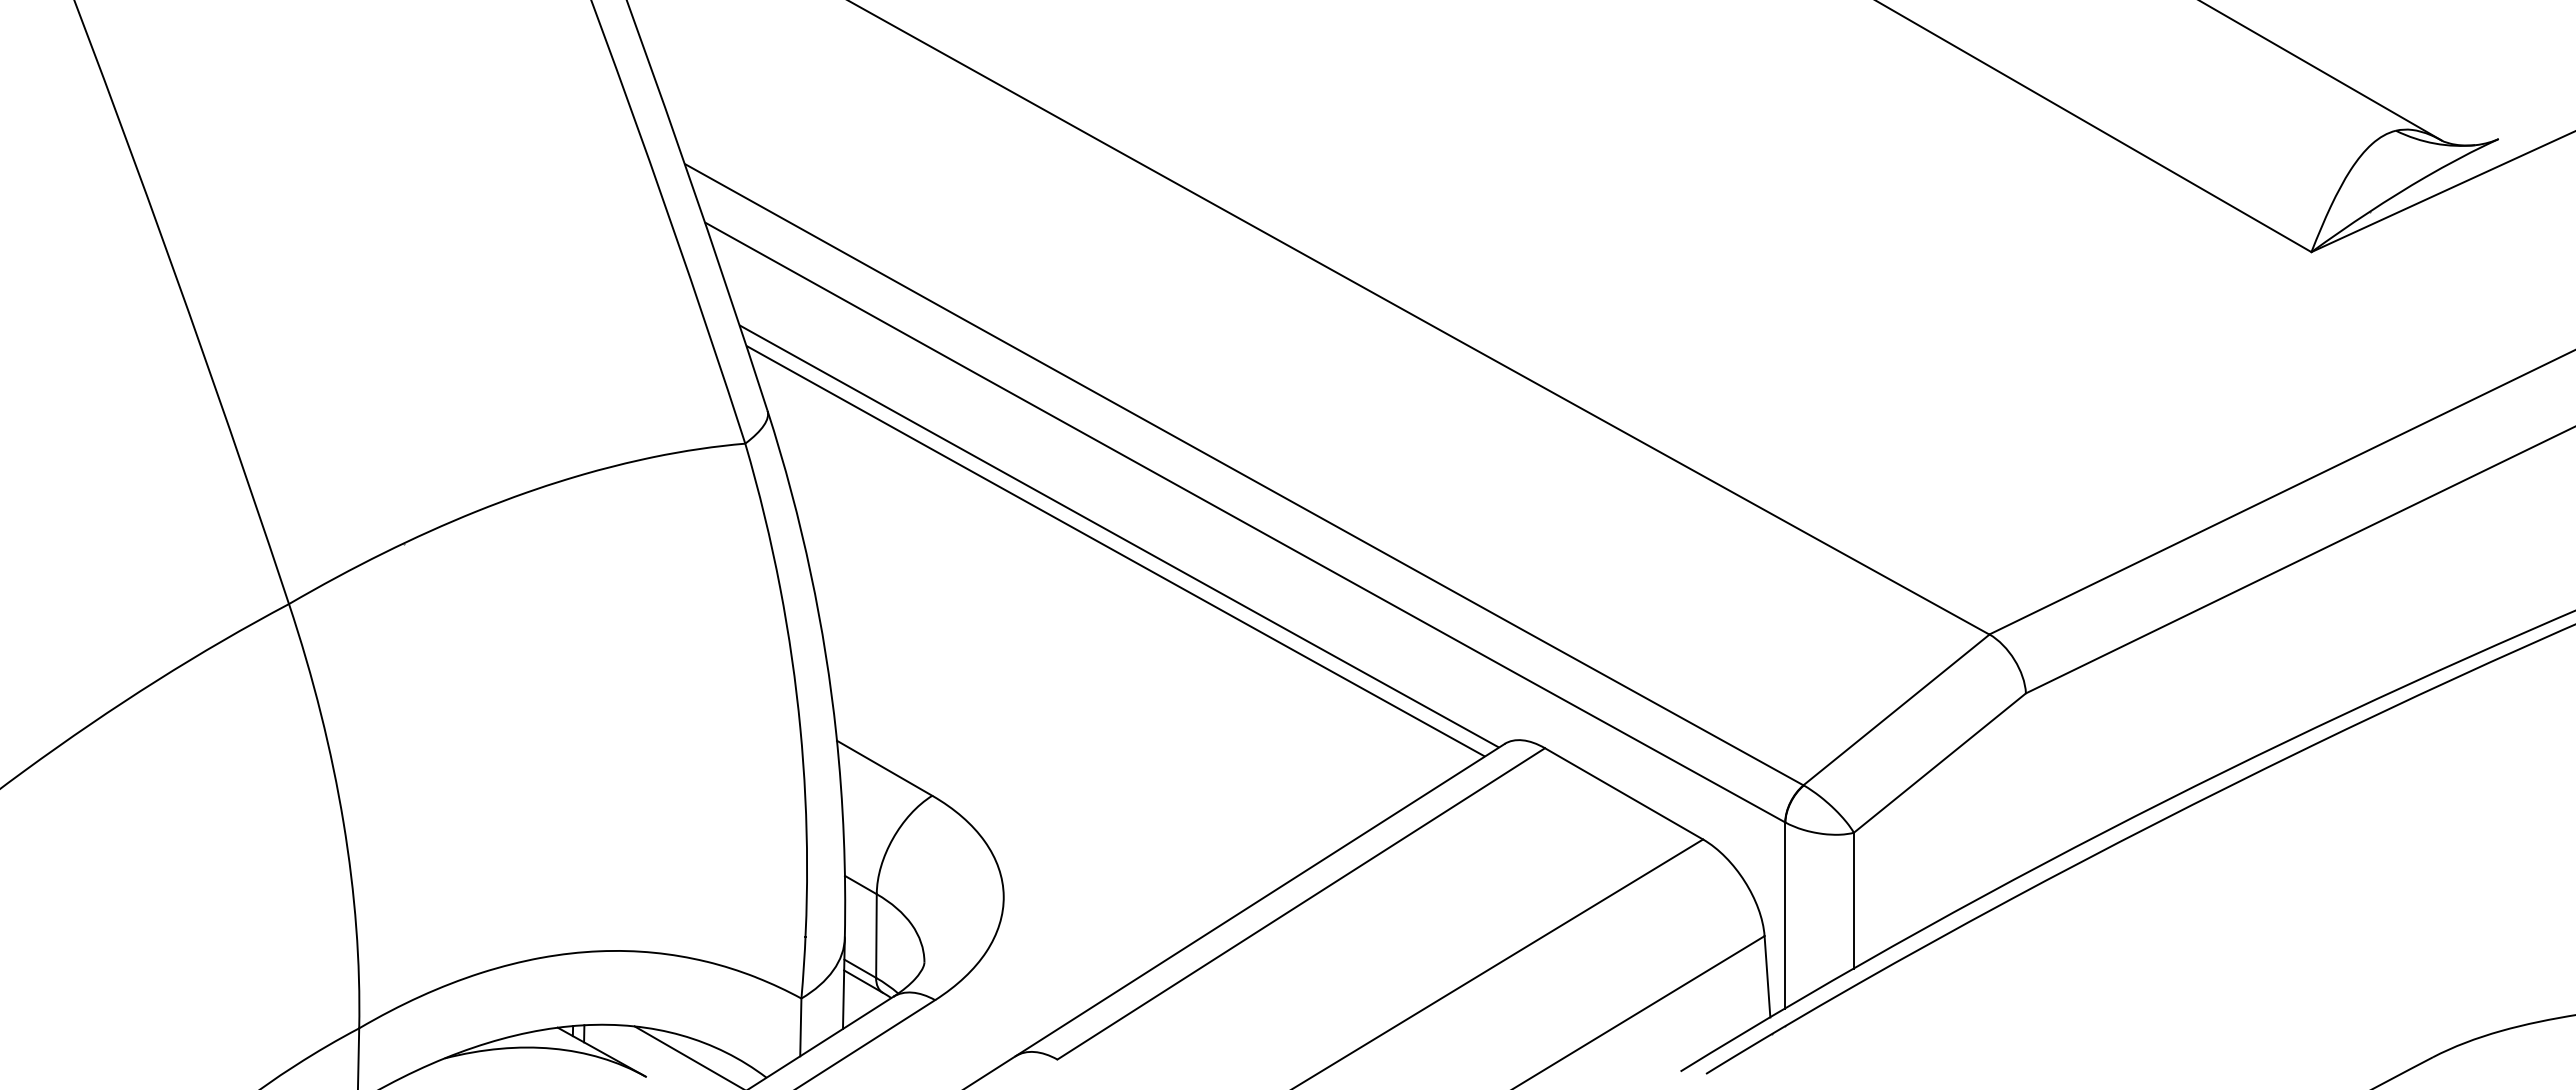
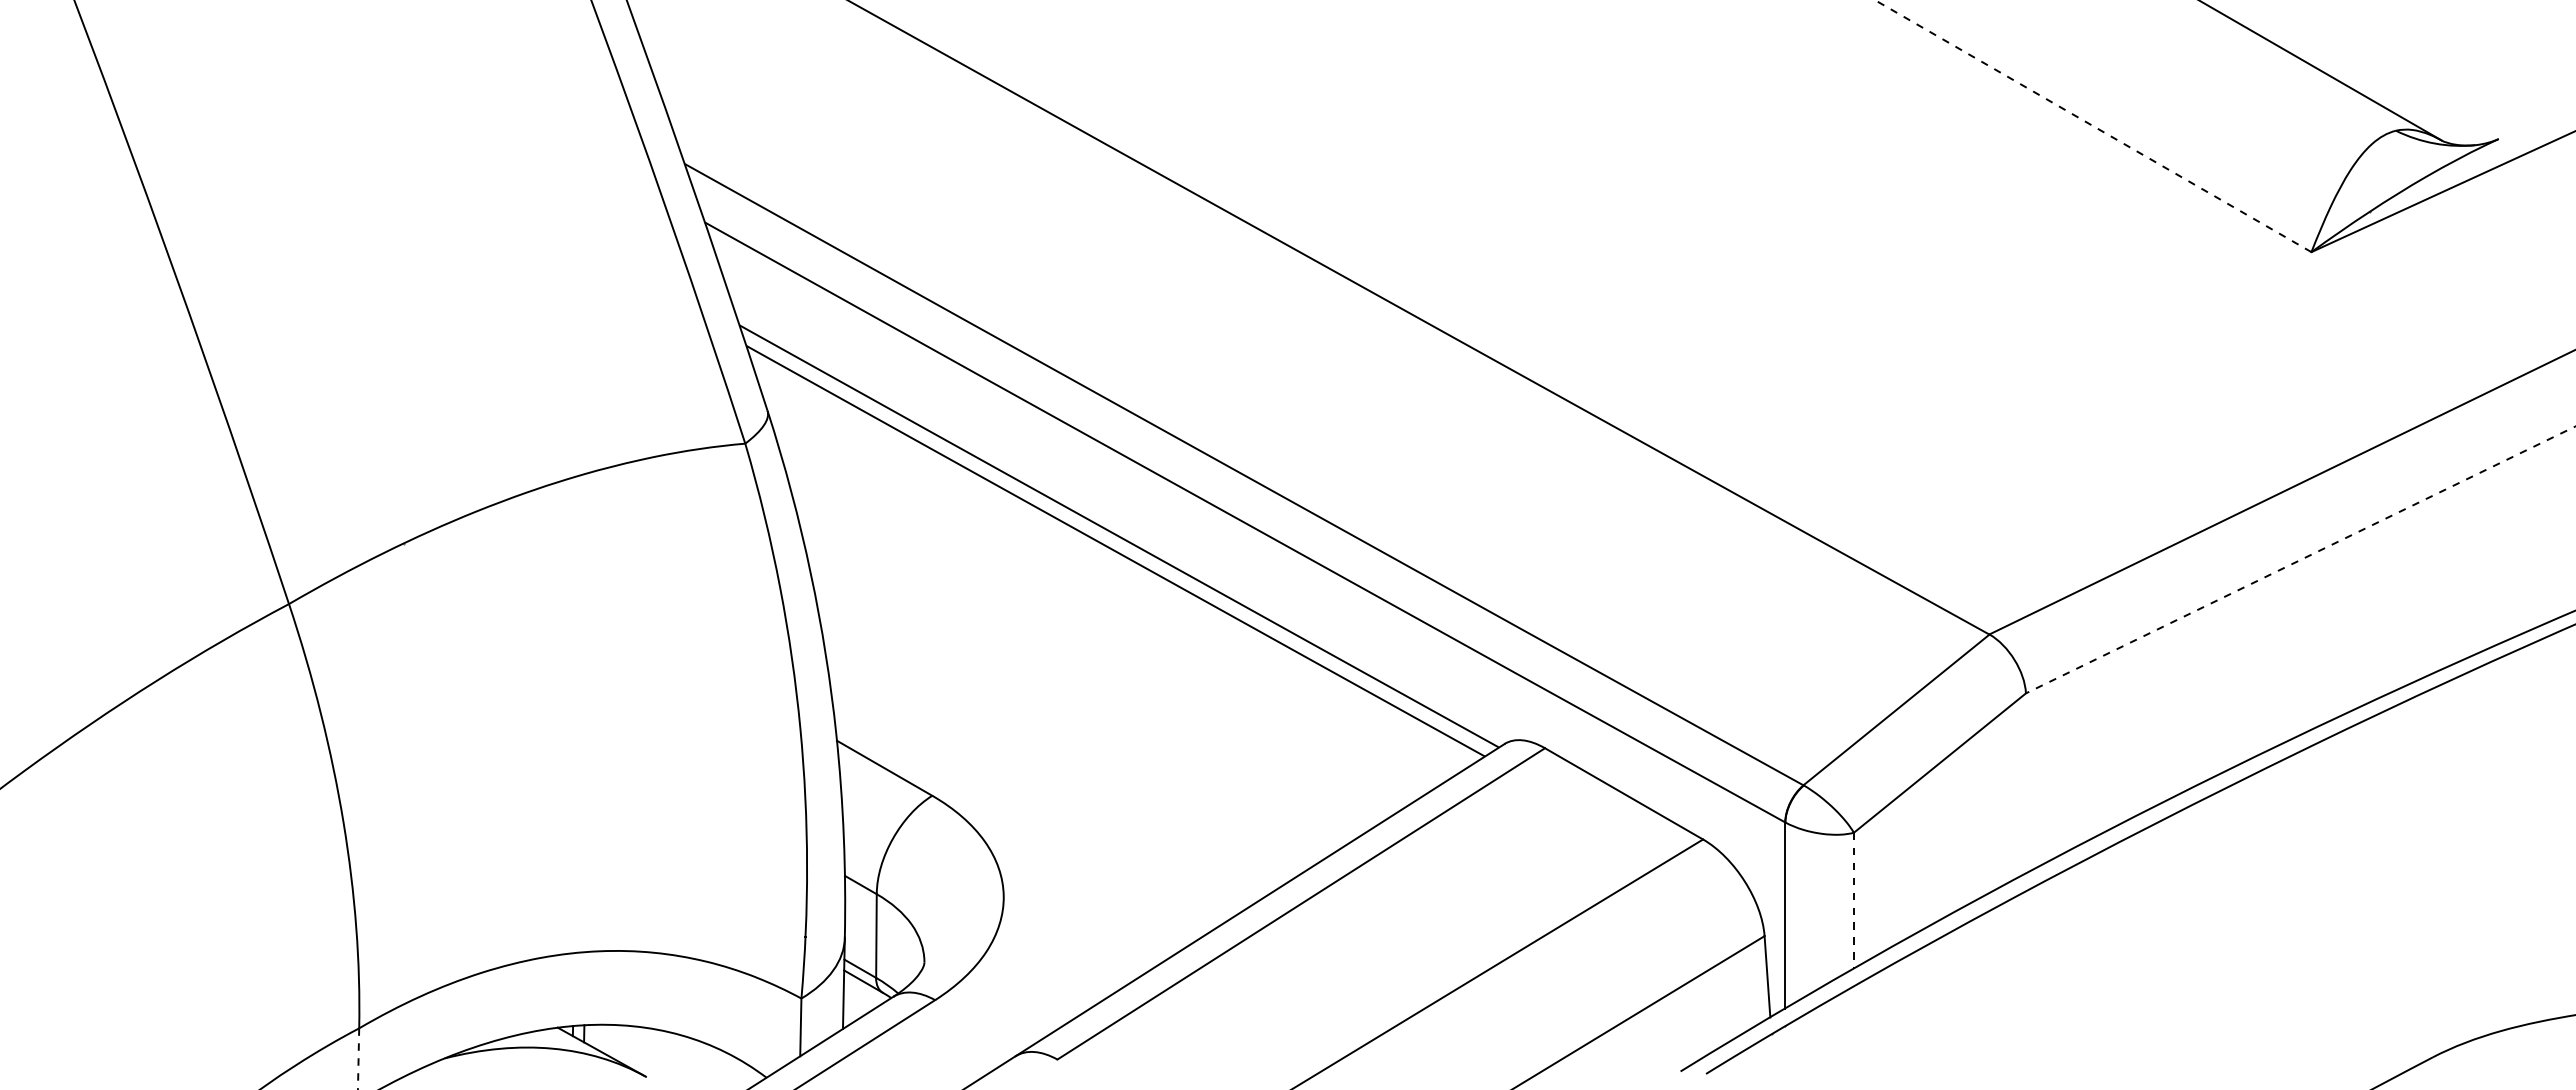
line: solid -> dashed (2093, 126)
line: solid -> dashed (2300, 560)
line: solid -> dashed (1853, 901)
line: present -> none (686, 1056)
line: solid -> dashed (358, 1059)
